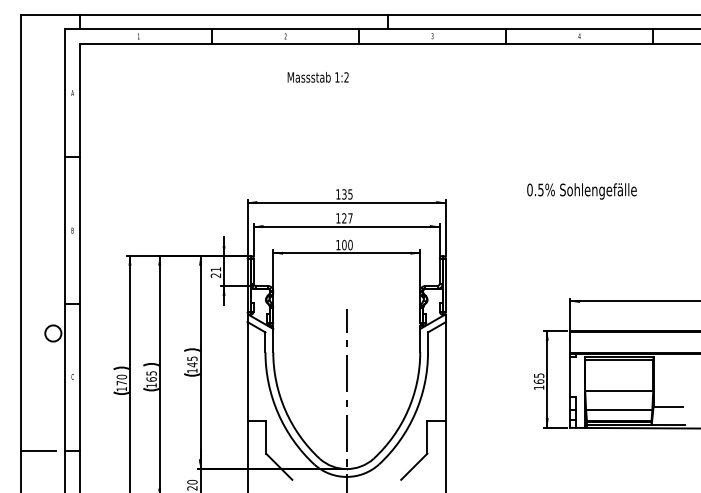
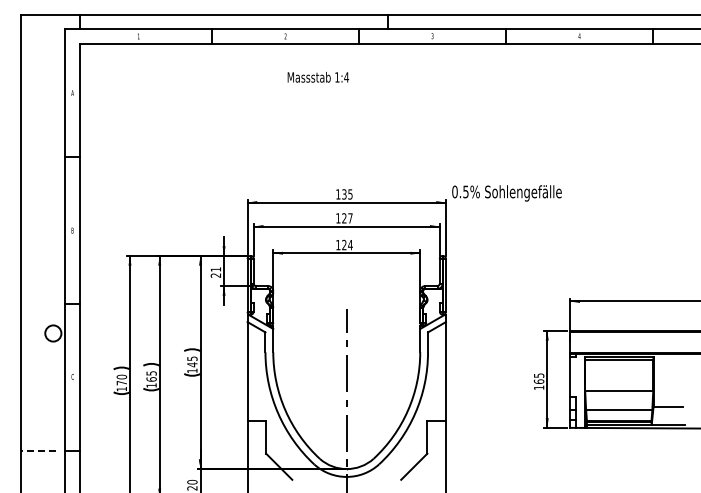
text: 1:2 -> 1:4 (346, 77)
text position: (581, 191) -> (506, 193) (506, 193)
text: 100 -> 124 (347, 244)
line: solid -> dashed (38, 451)
